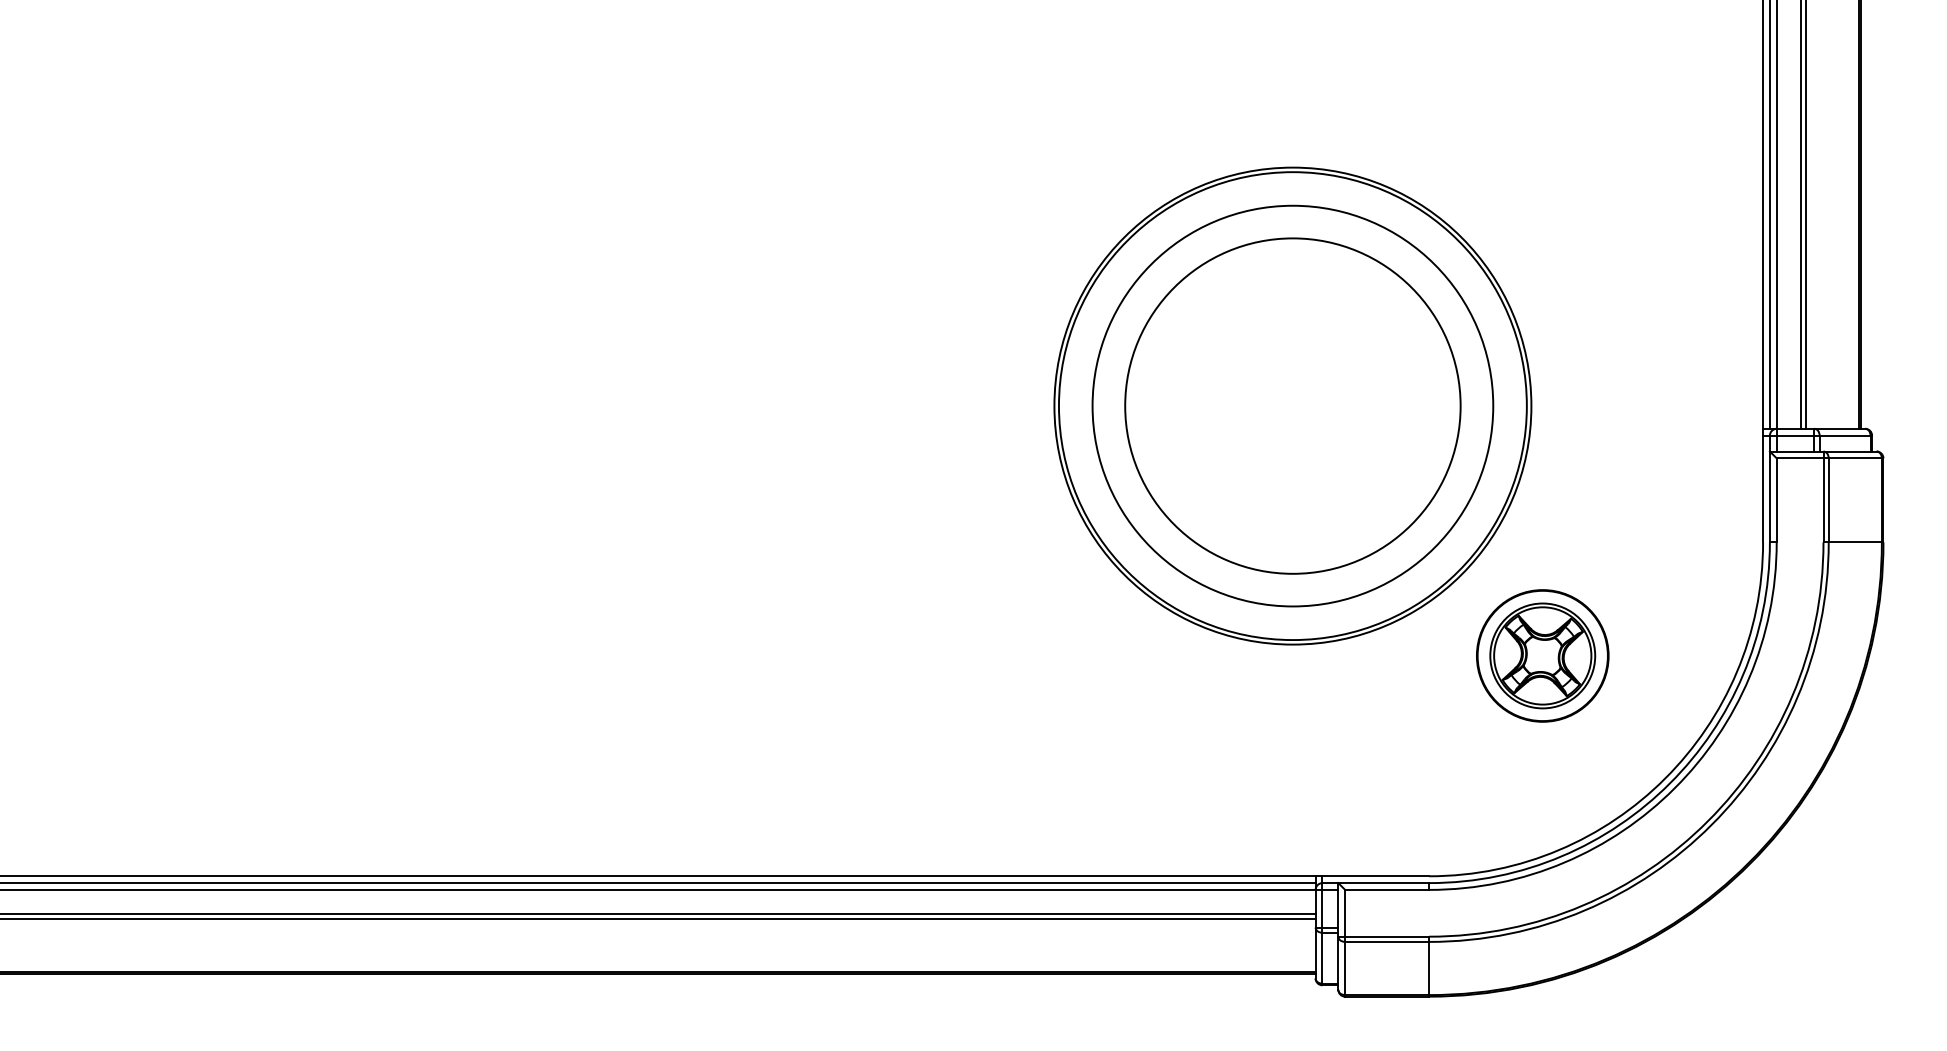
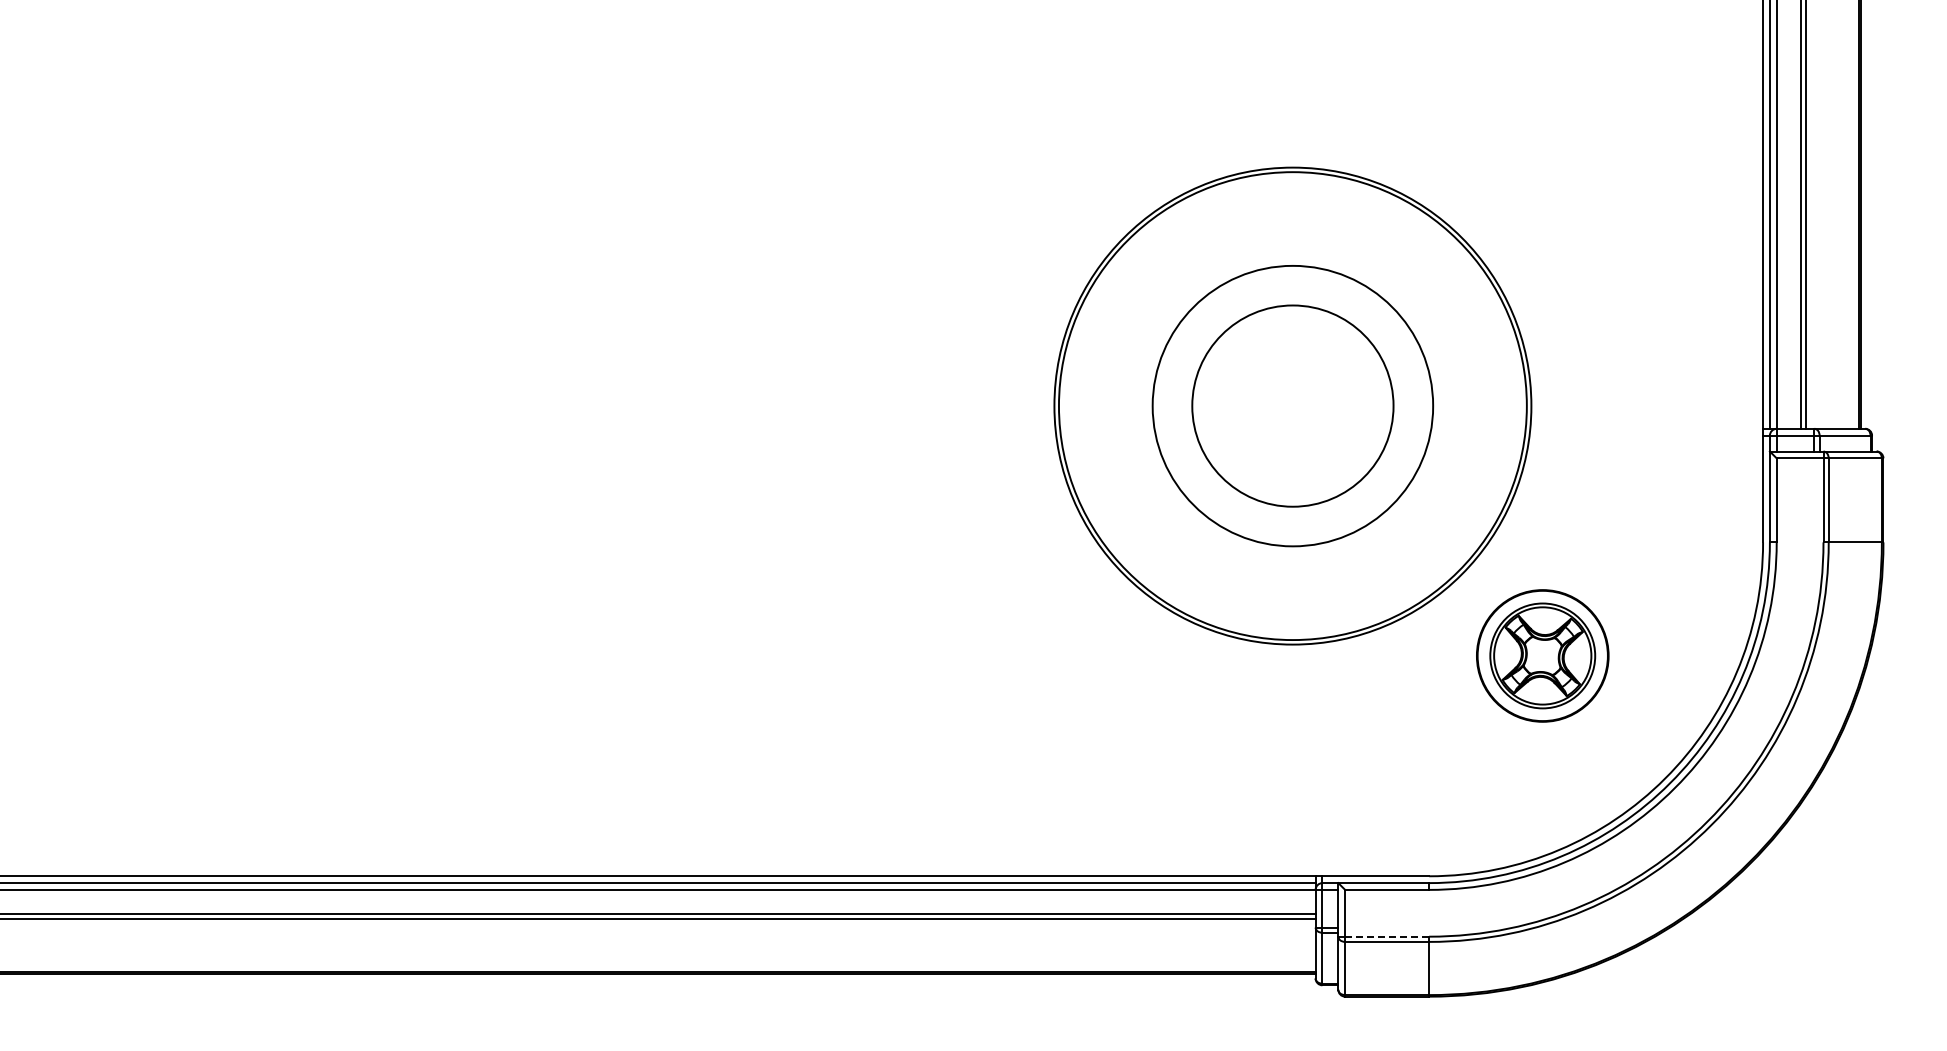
circle diameter: 335 px -> 201 px (1292, 405)
circle diameter: 401 px -> 280 px (1292, 405)
line: solid -> dashed (1386, 936)
